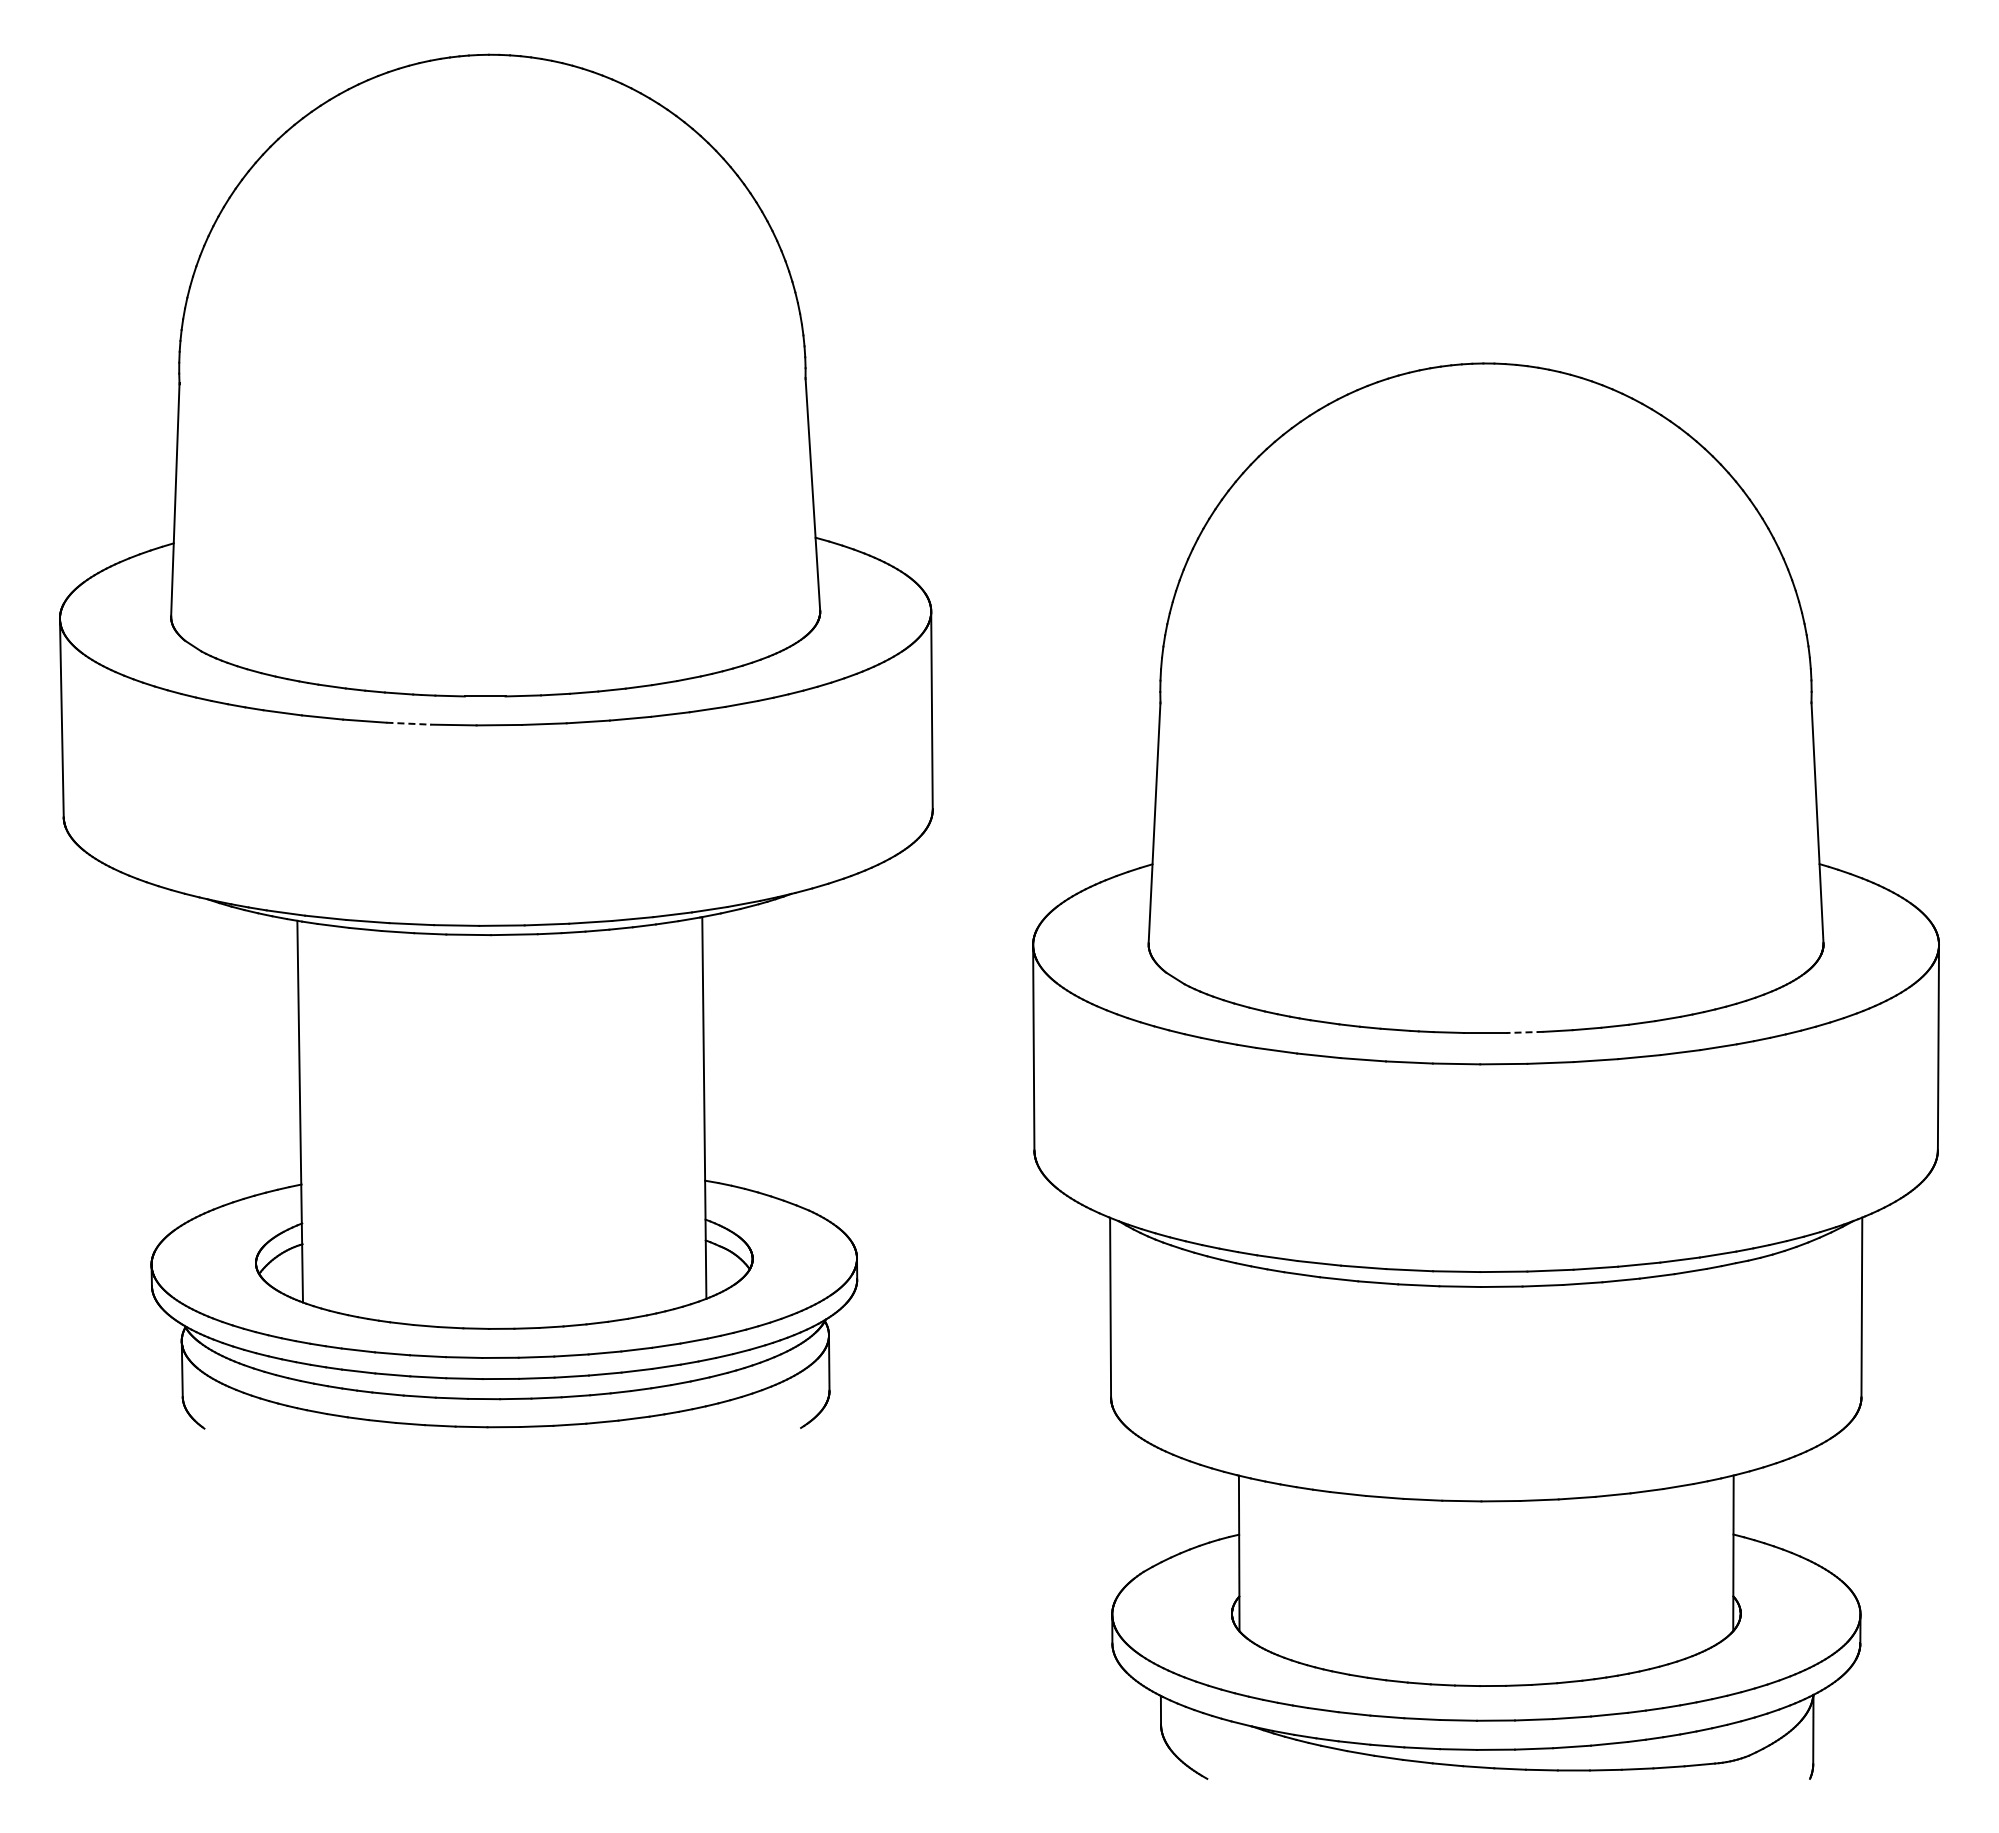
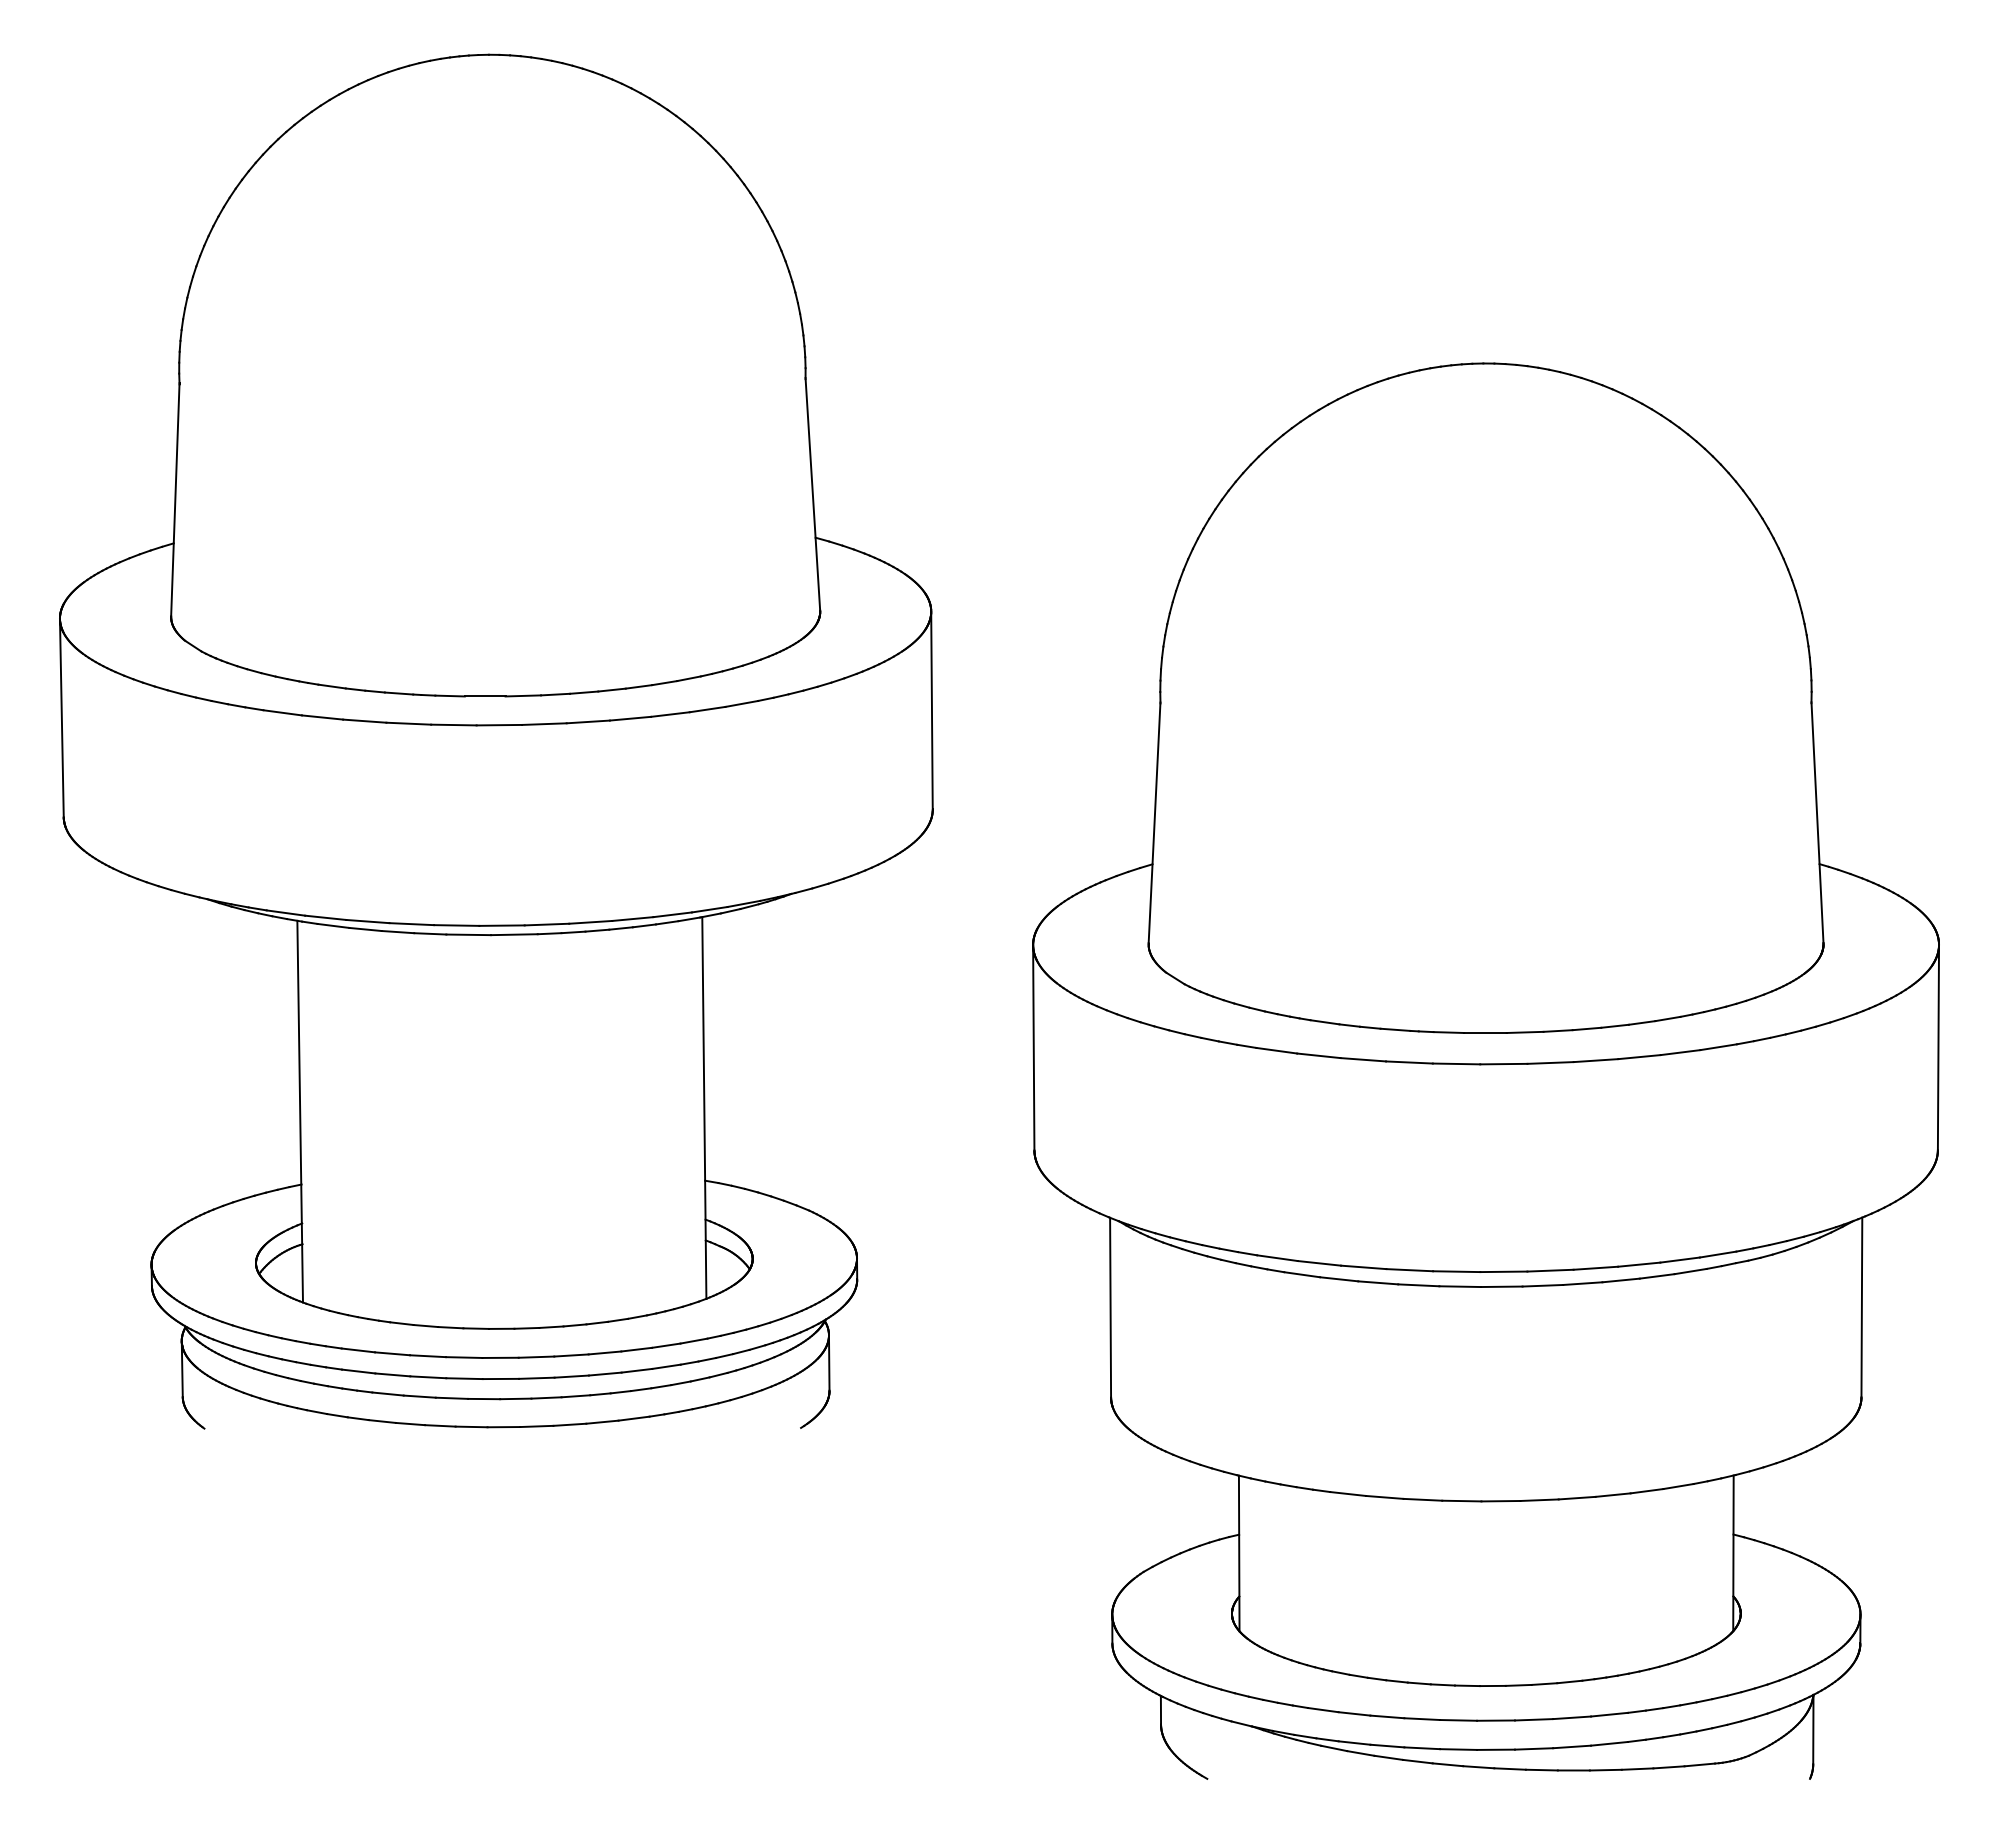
line: dashed -> solid (409, 723)
line: dashed -> solid (1524, 1032)
